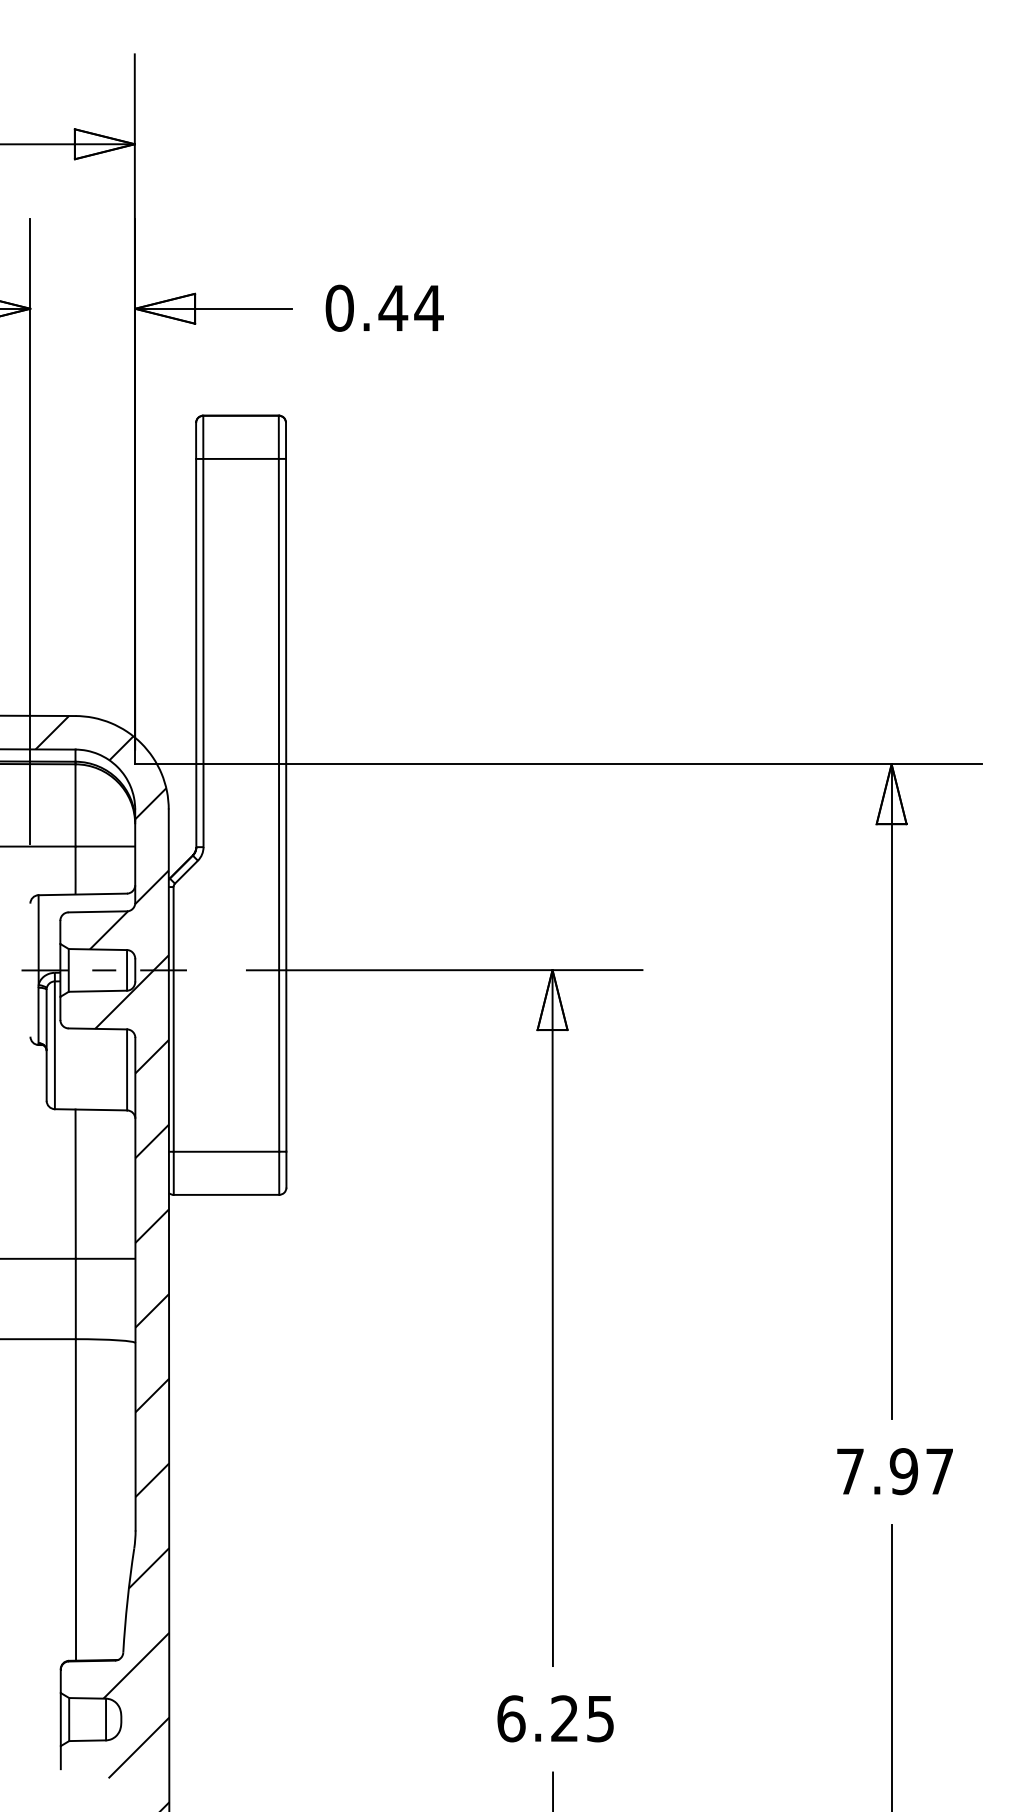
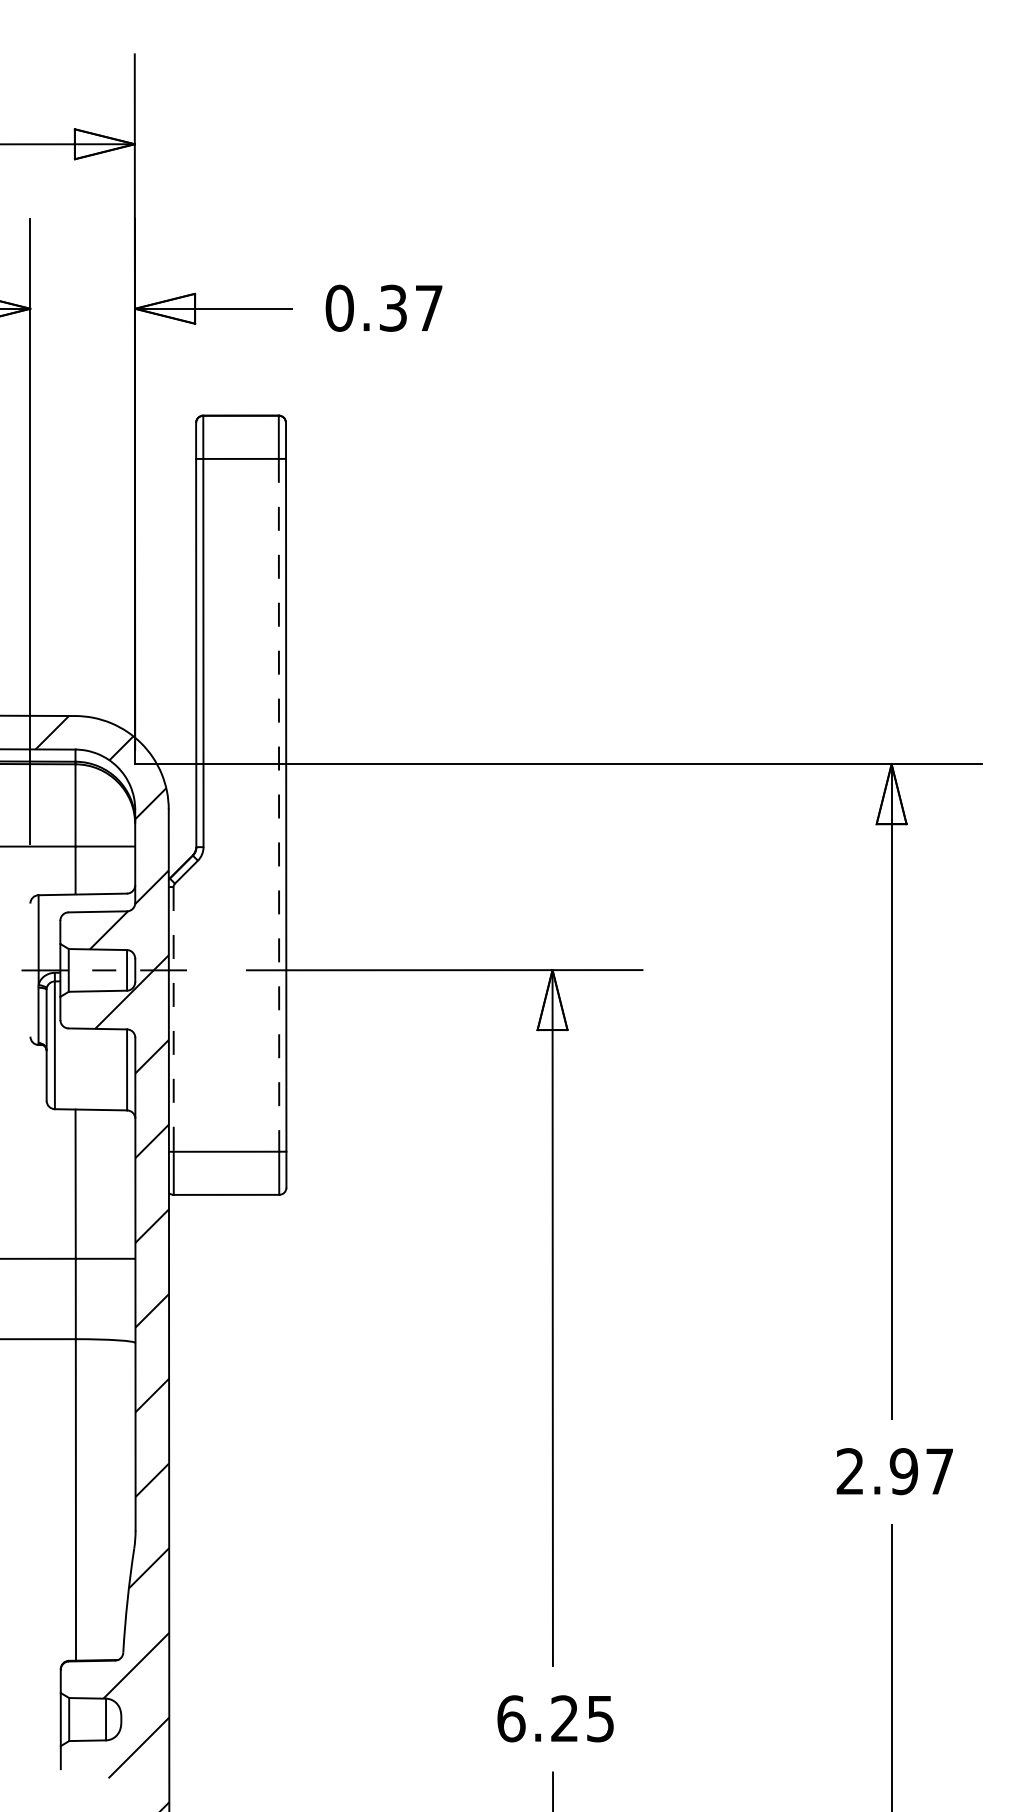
text: 0.44 -> 0.37 (410, 307)
line: solid -> dashed (279, 805)
line: solid -> dashed (173, 1019)
text: 7.97 -> 2.97 (849, 1471)
